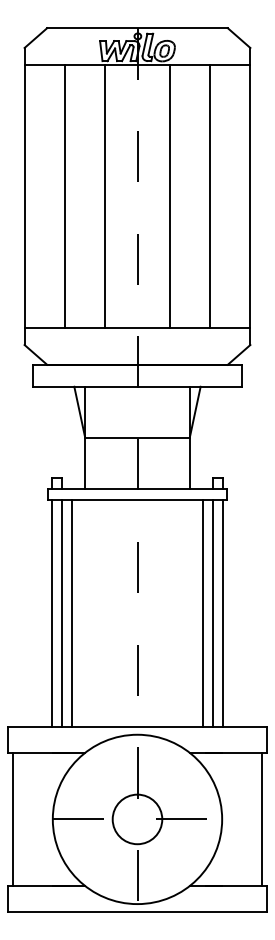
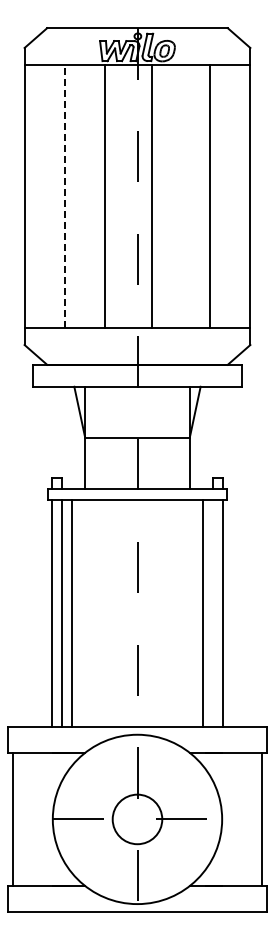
line: solid -> dashed (64, 196)
line position: (169, 196) -> (151, 196) (151, 196)
line: present -> none (212, 613)
